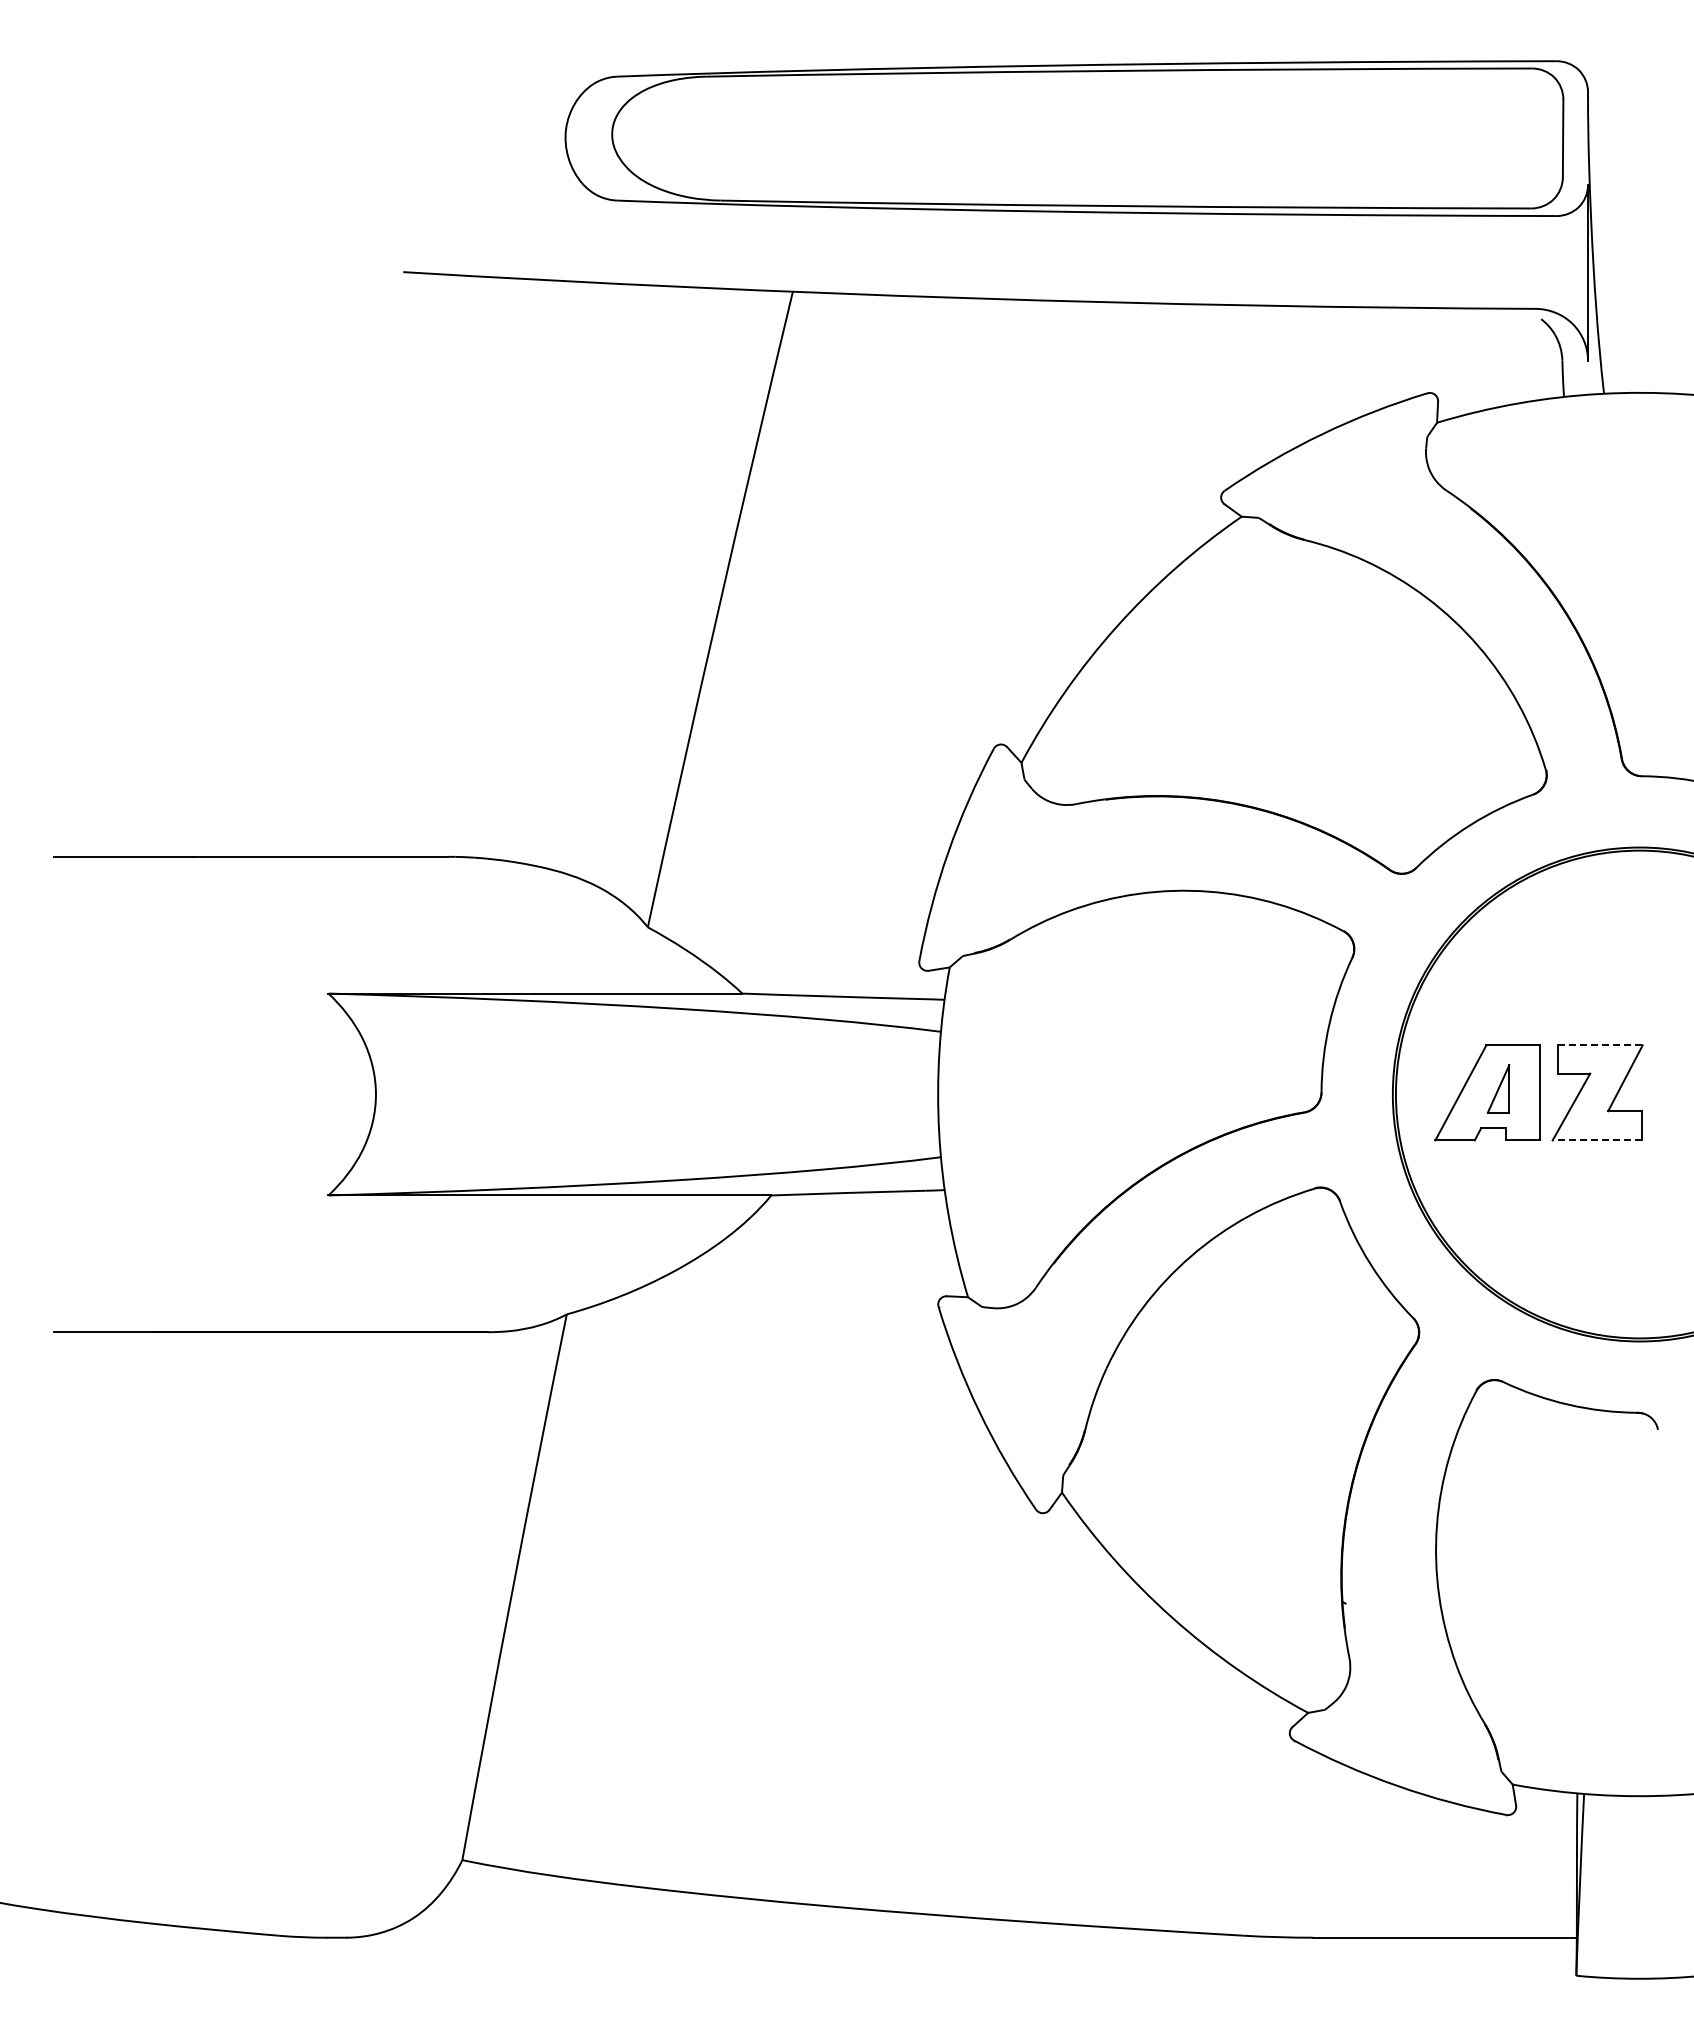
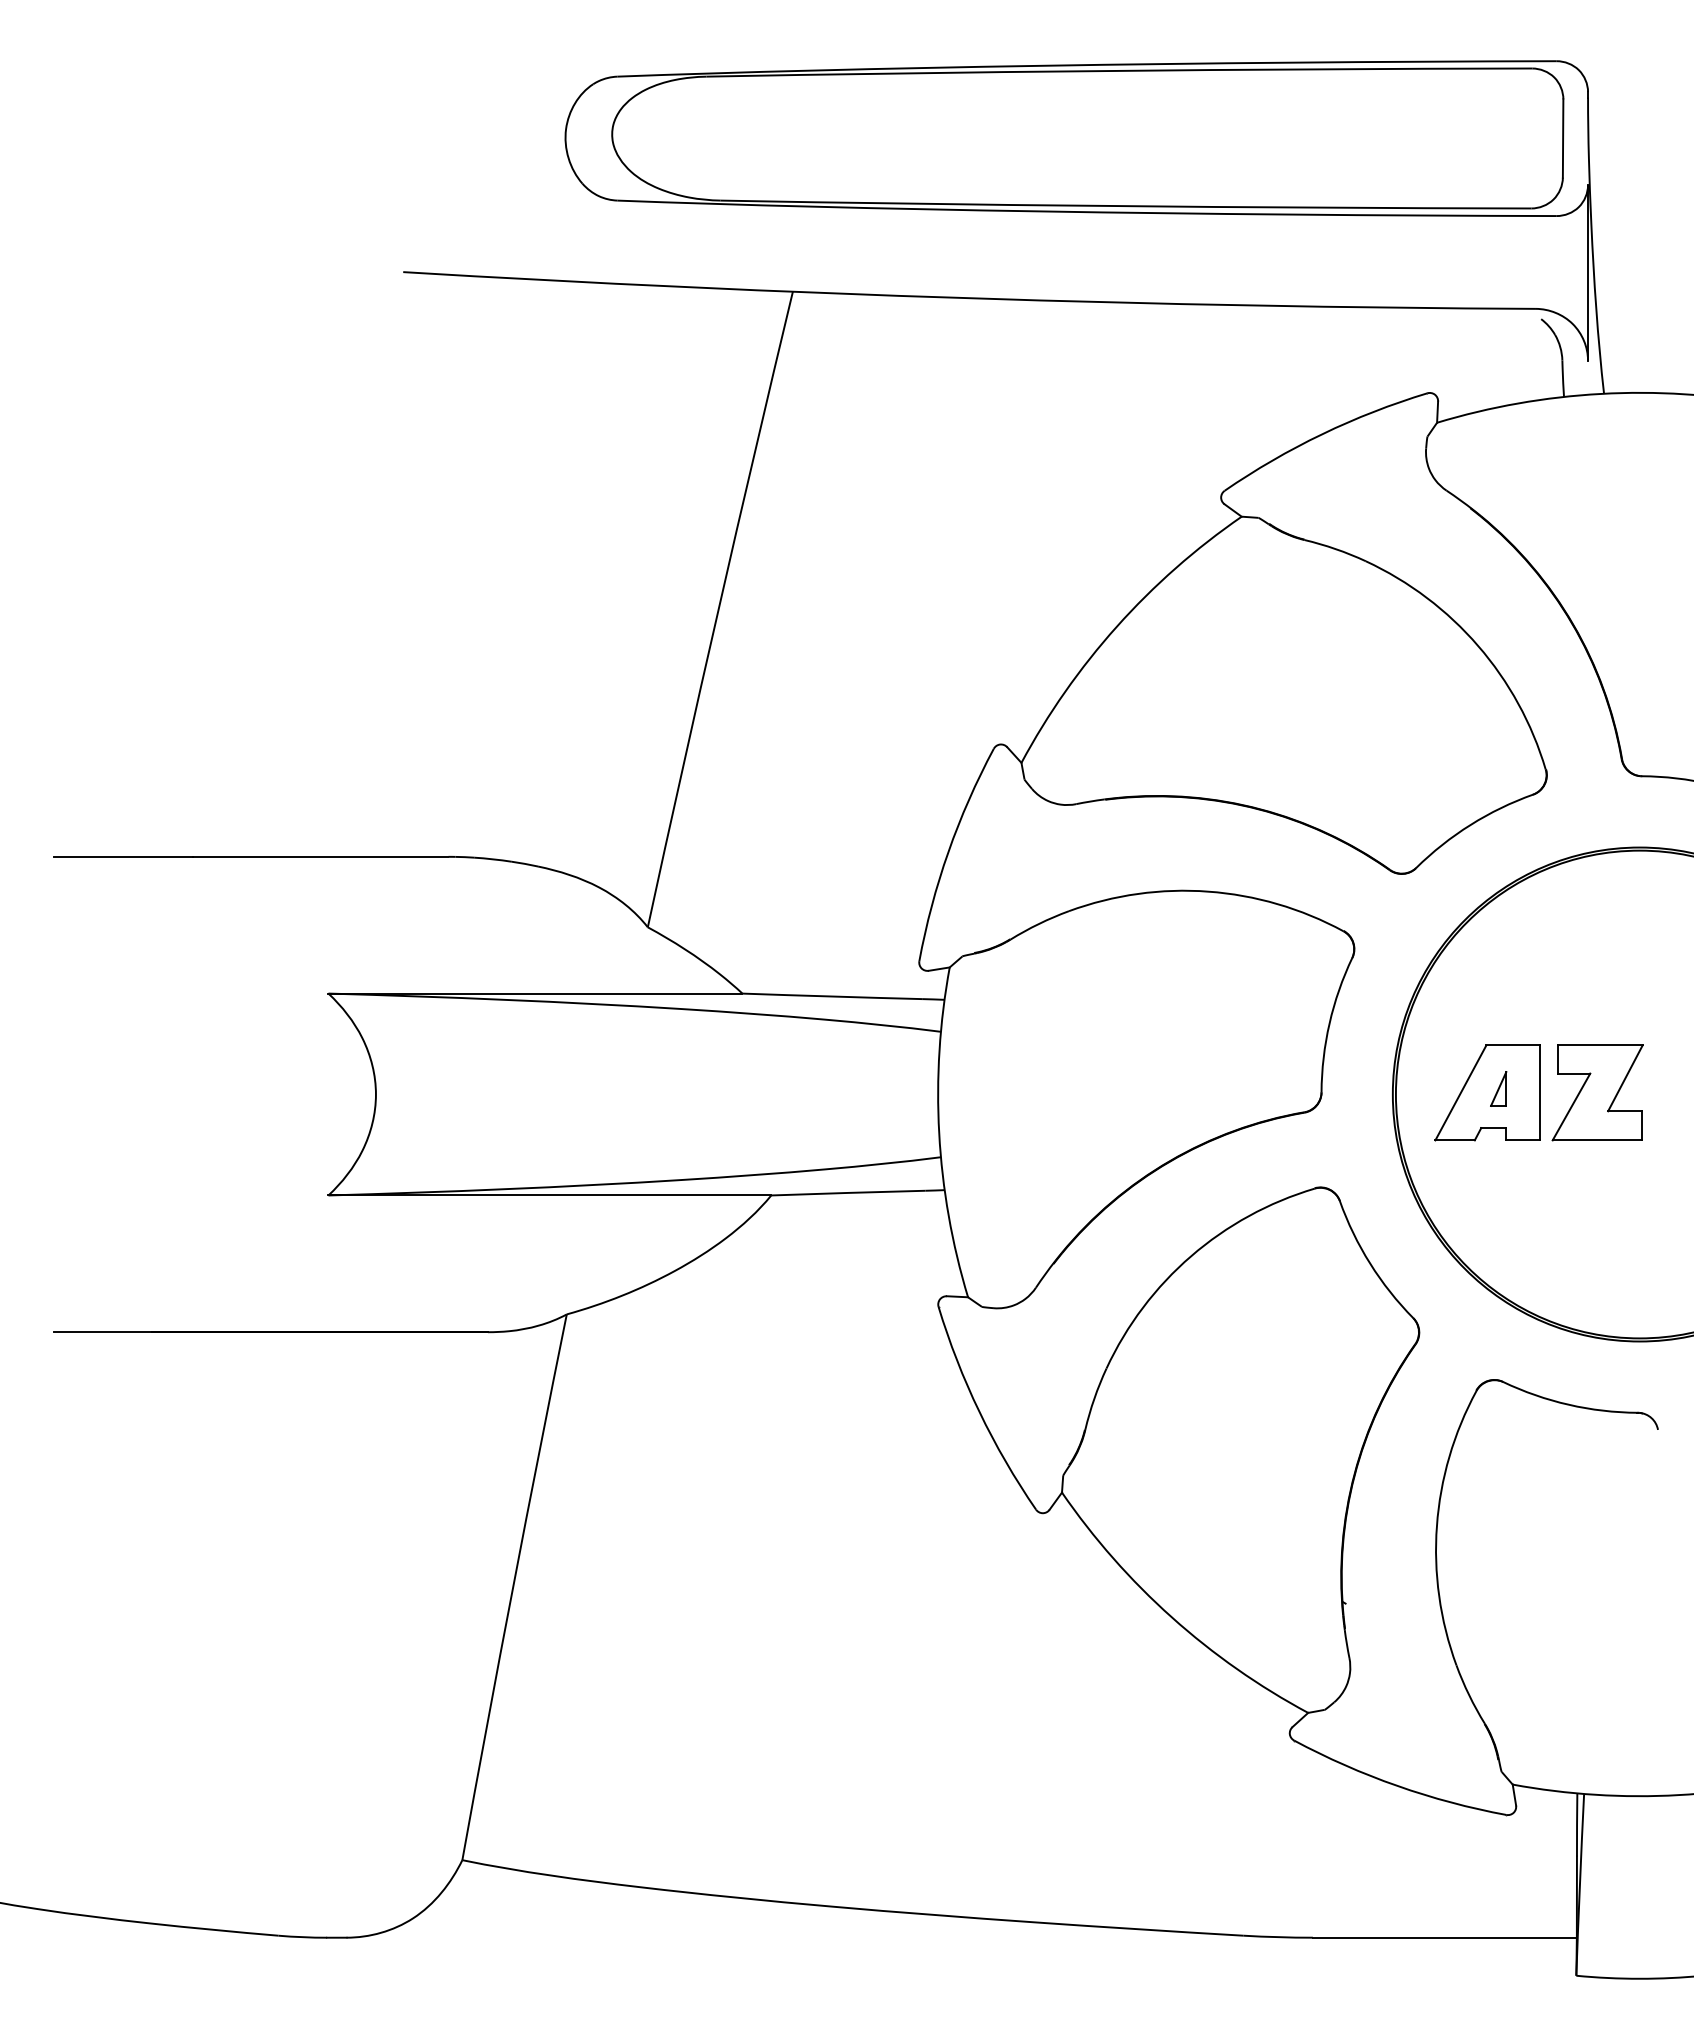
line: dashed -> solid (1600, 1045)
part size: 24x50 px -> 18x36 px (1498, 1088)
line: dashed -> solid (1597, 1140)
